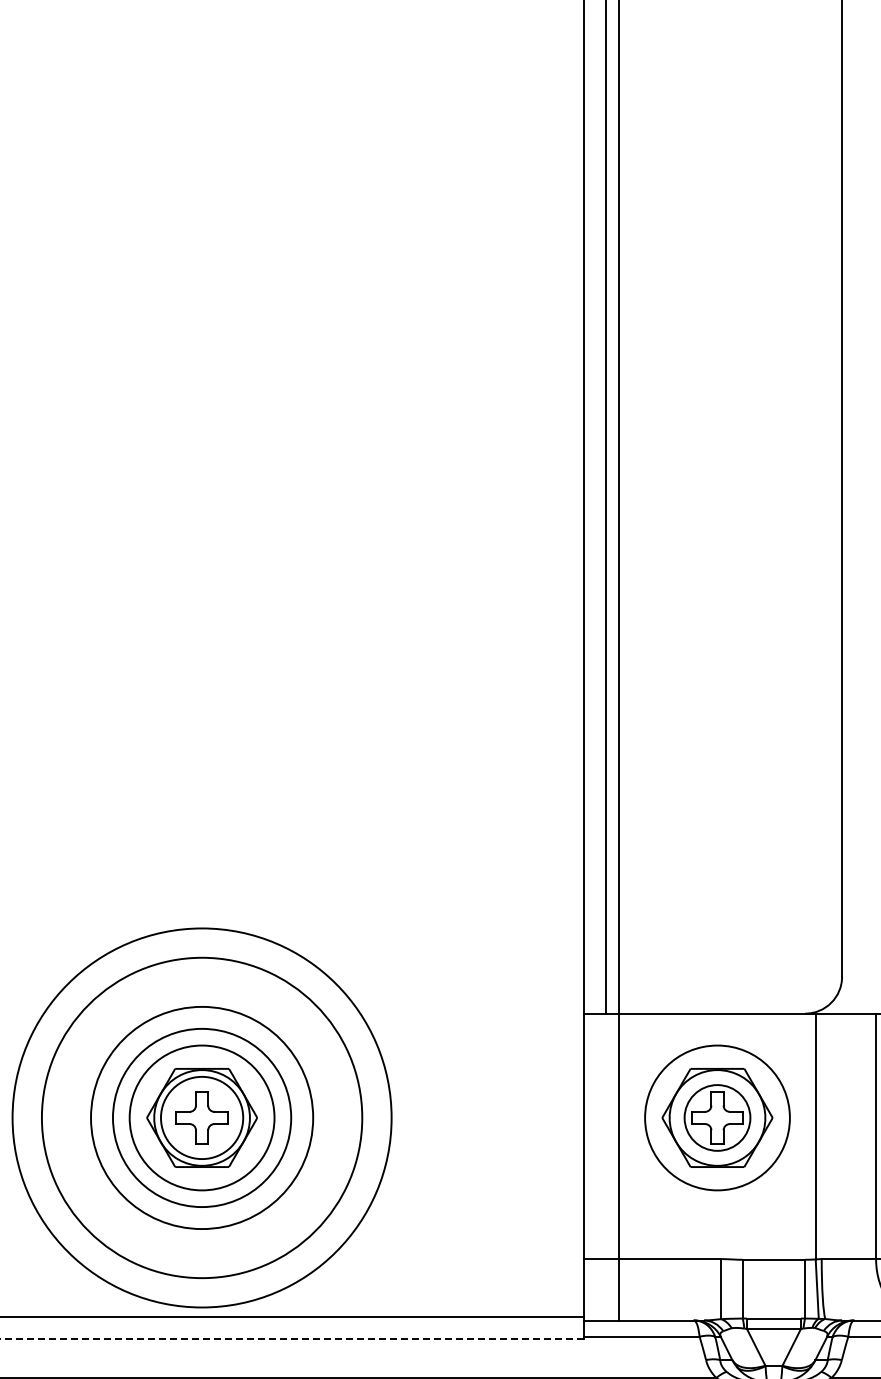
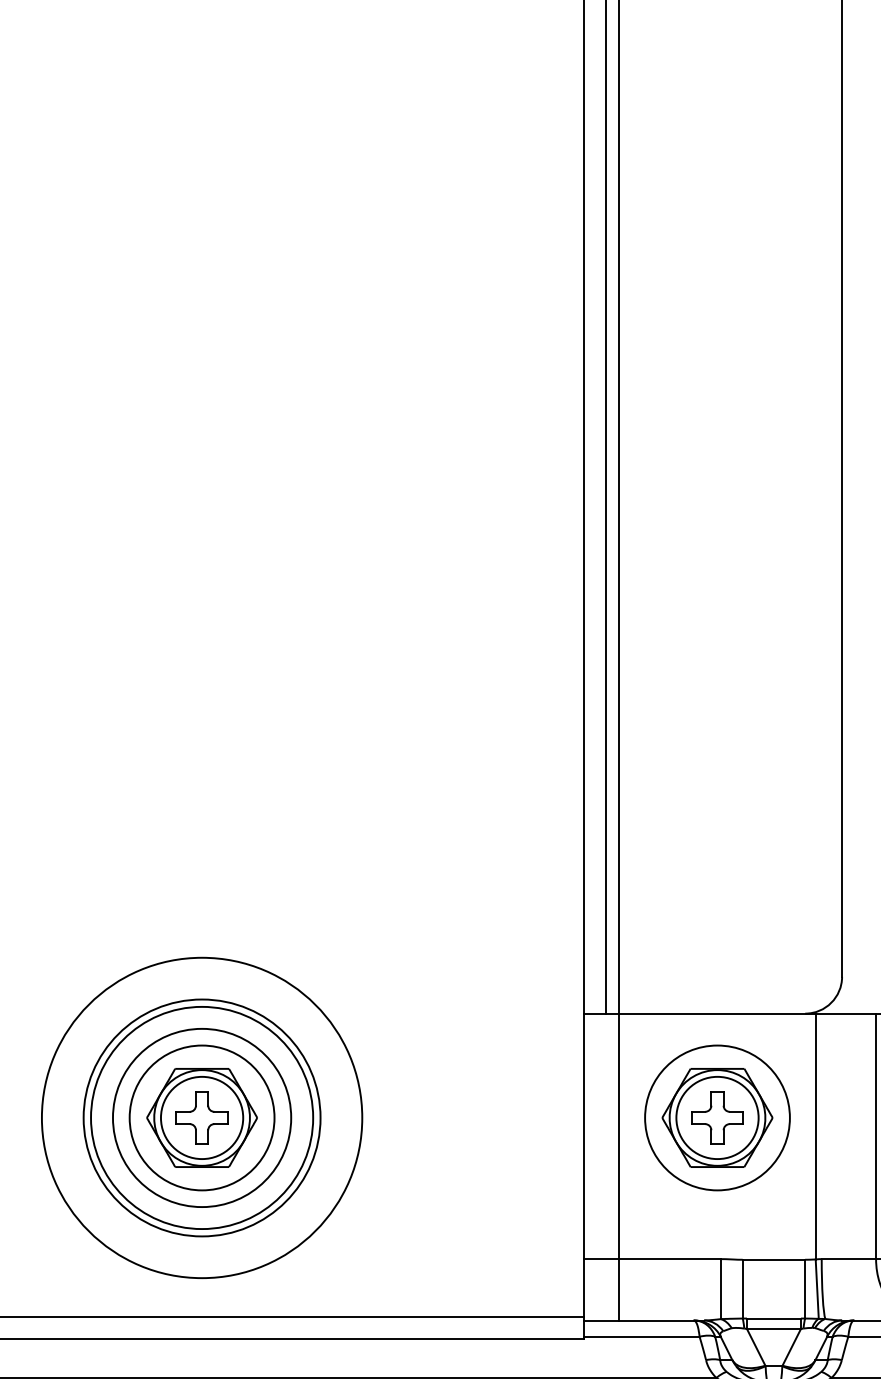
circle diameter: 379 px -> 237 px (201, 1117)
circle diameter: 66 px -> 82 px (717, 1117)
line: dashed -> solid (292, 1338)
